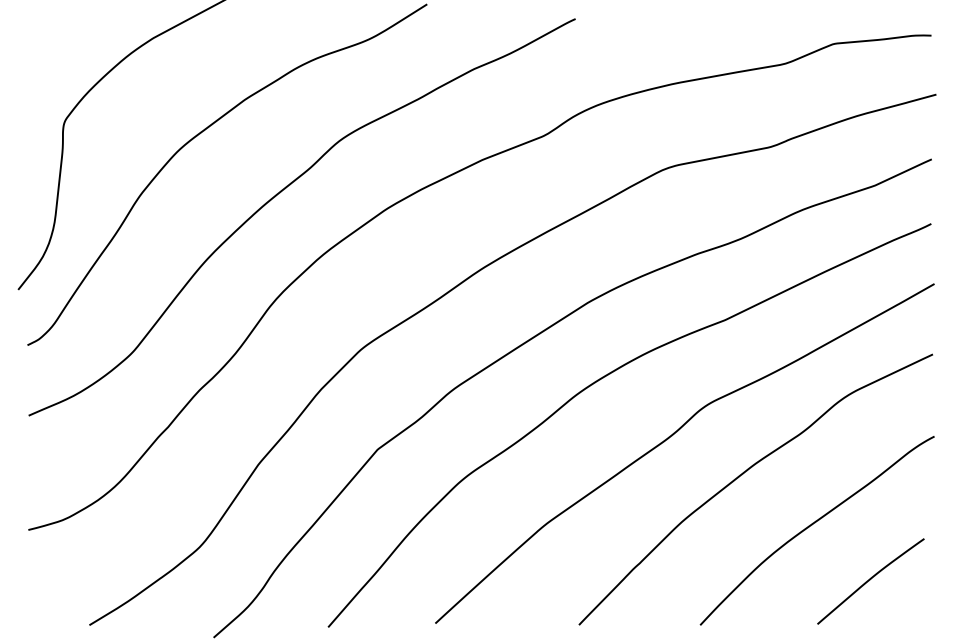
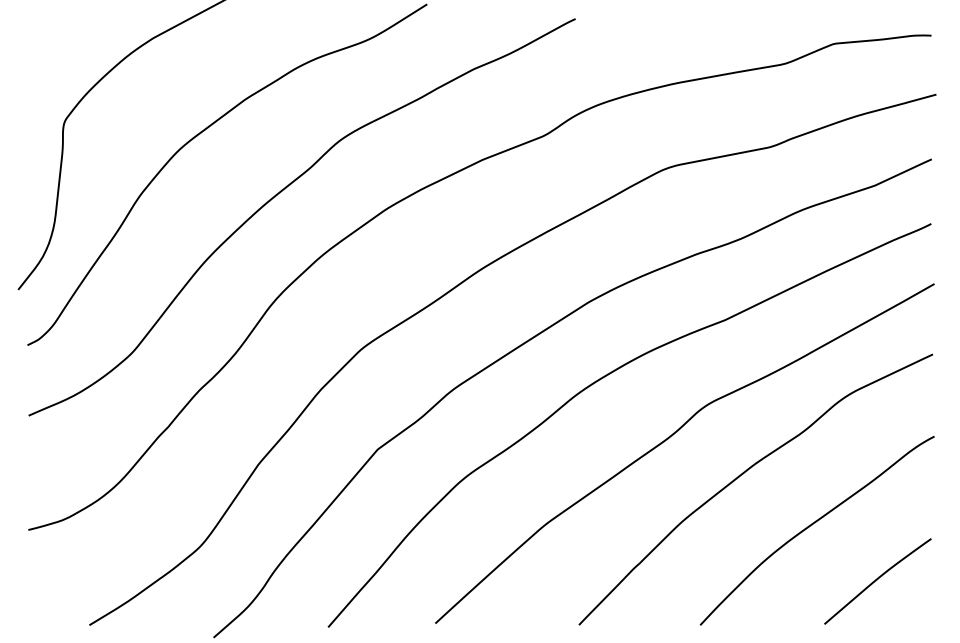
curve position: (870, 580) -> (877, 580) (877, 580)
